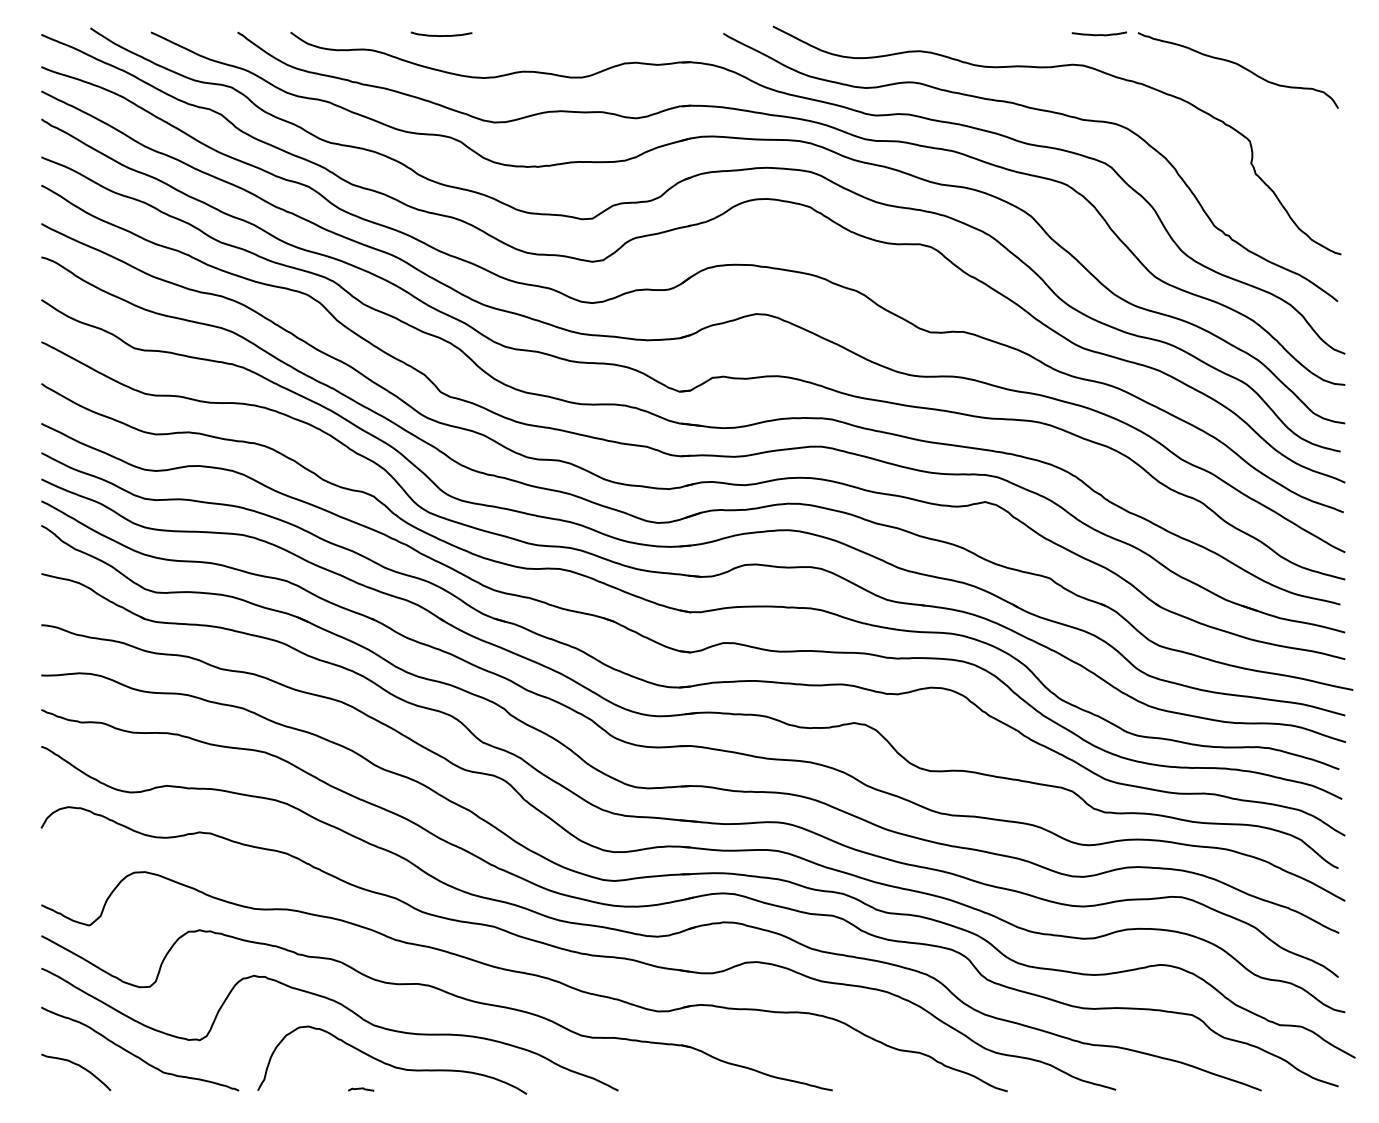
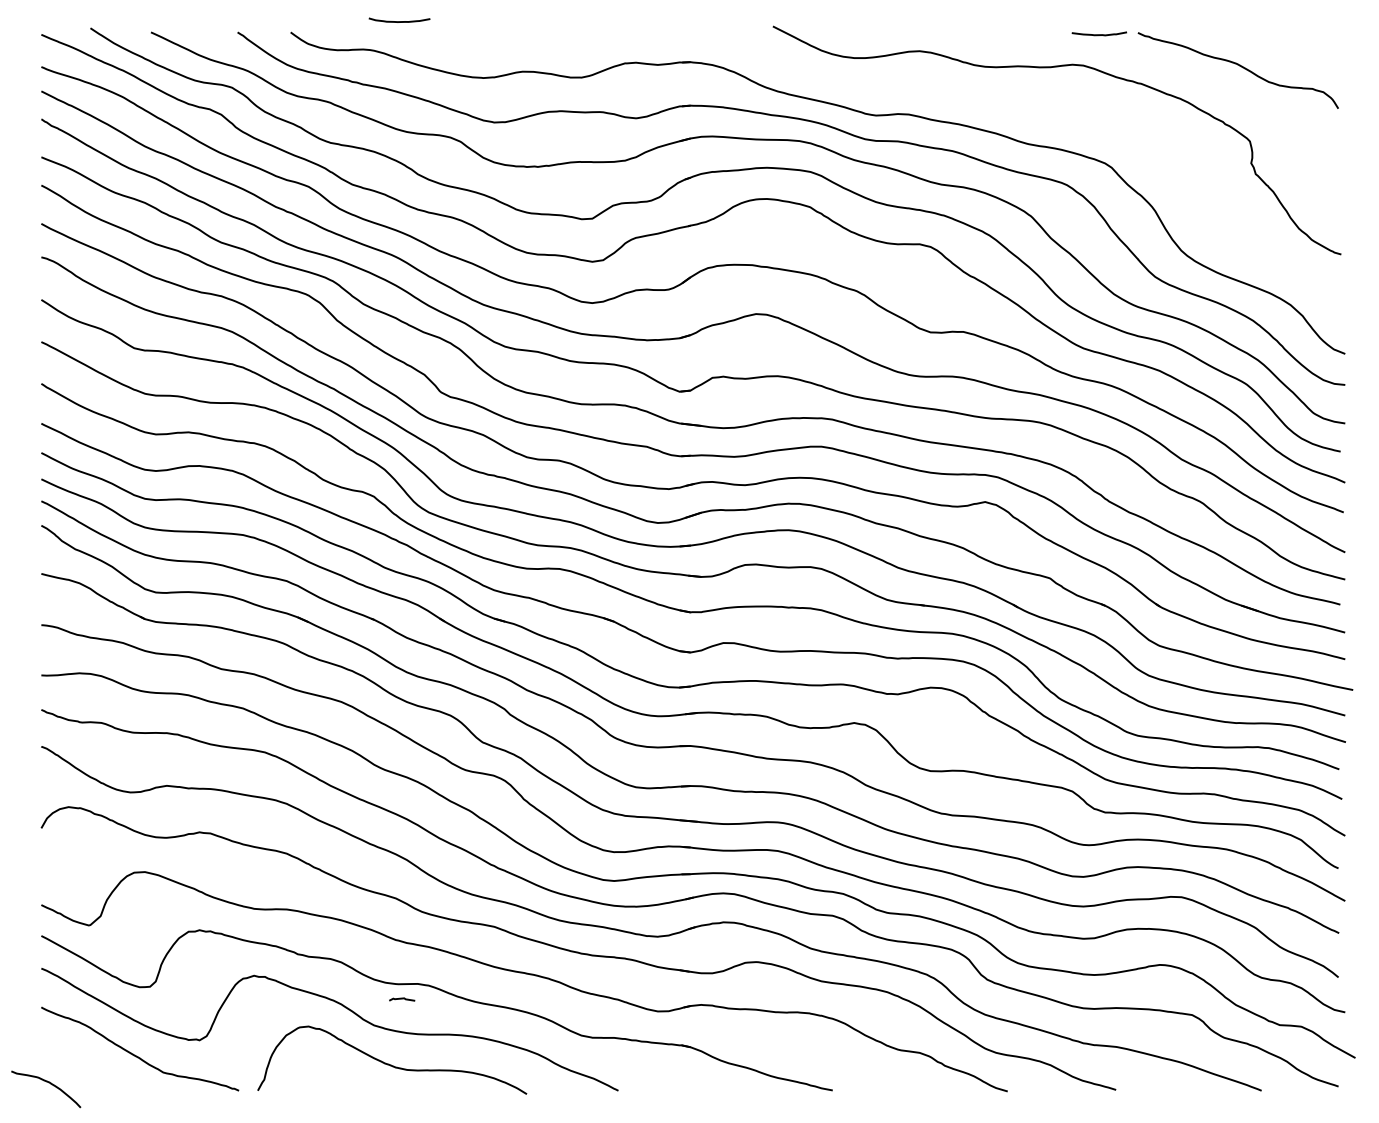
curve position: (441, 35) -> (399, 21) (399, 21)
curve: present -> none (1042, 111)
curve position: (78, 1066) -> (48, 1083) (48, 1083)
curve position: (361, 1089) -> (402, 999) (402, 999)
